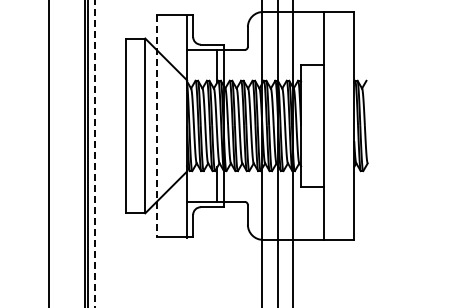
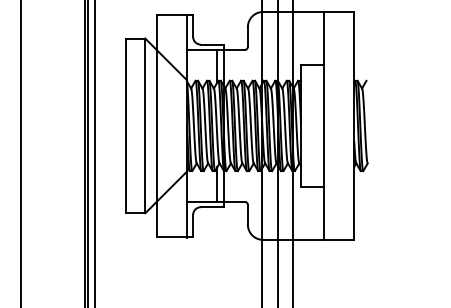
line: dashed -> solid (156, 125)
line position: (48, 153) -> (20, 153) (20, 153)
line: dashed -> solid (94, 154)
